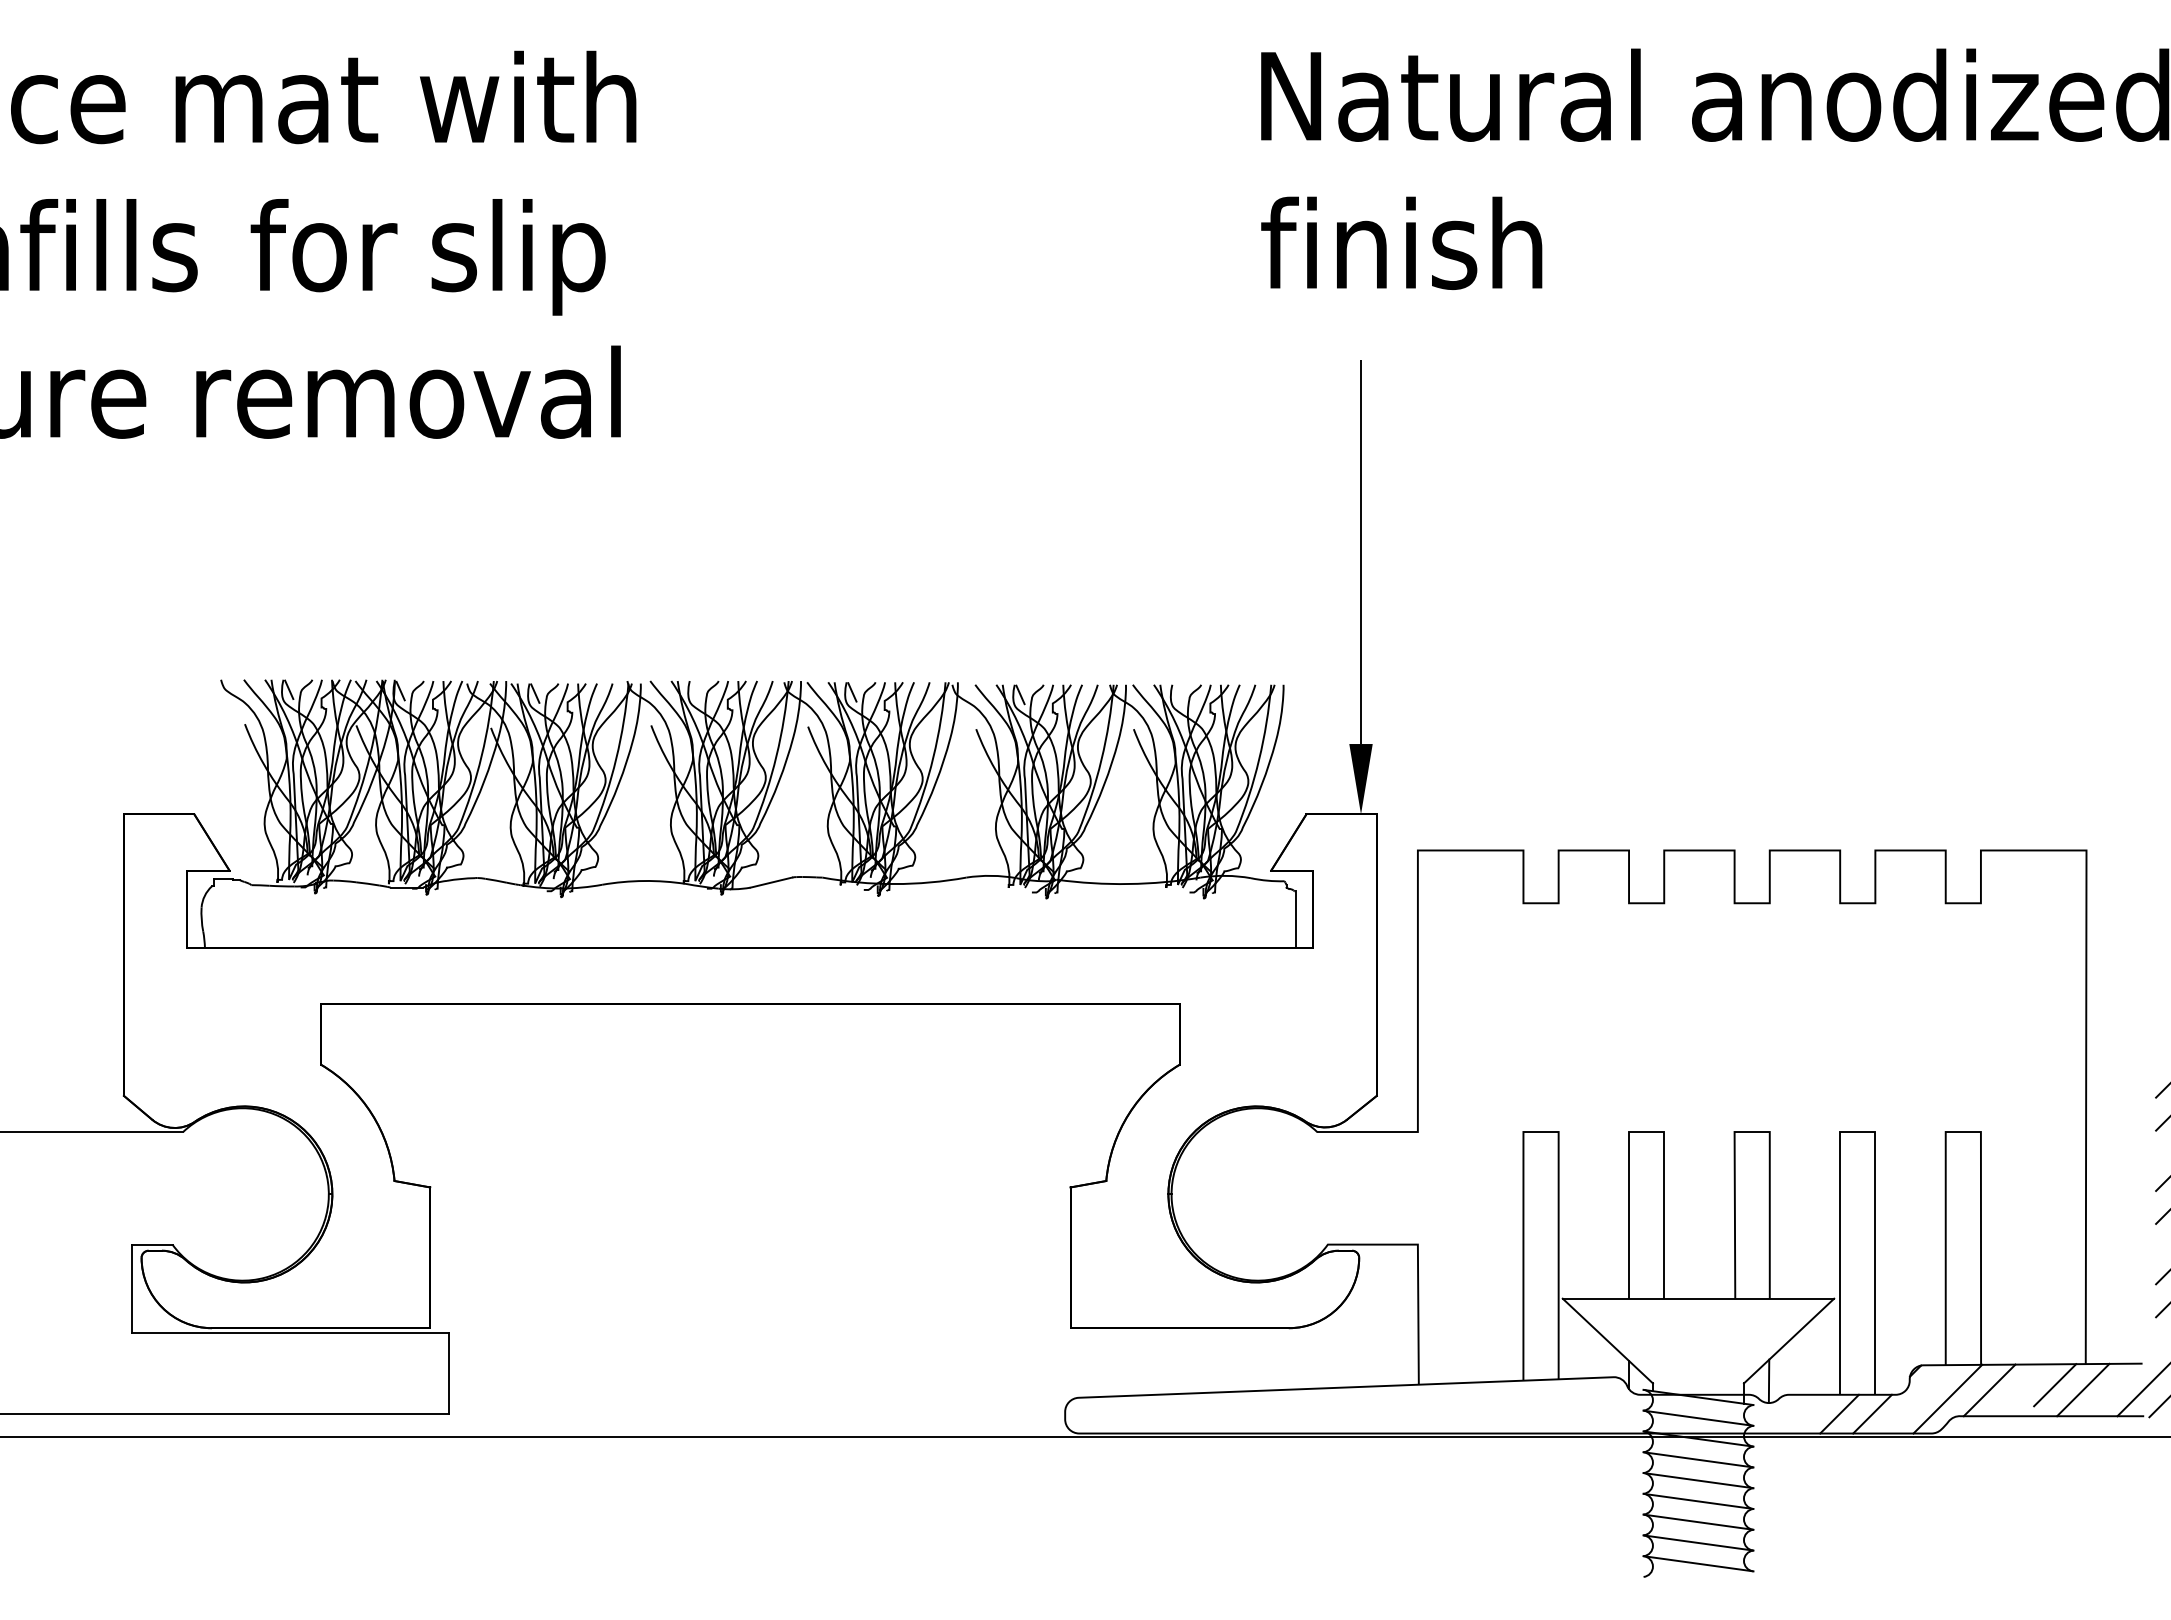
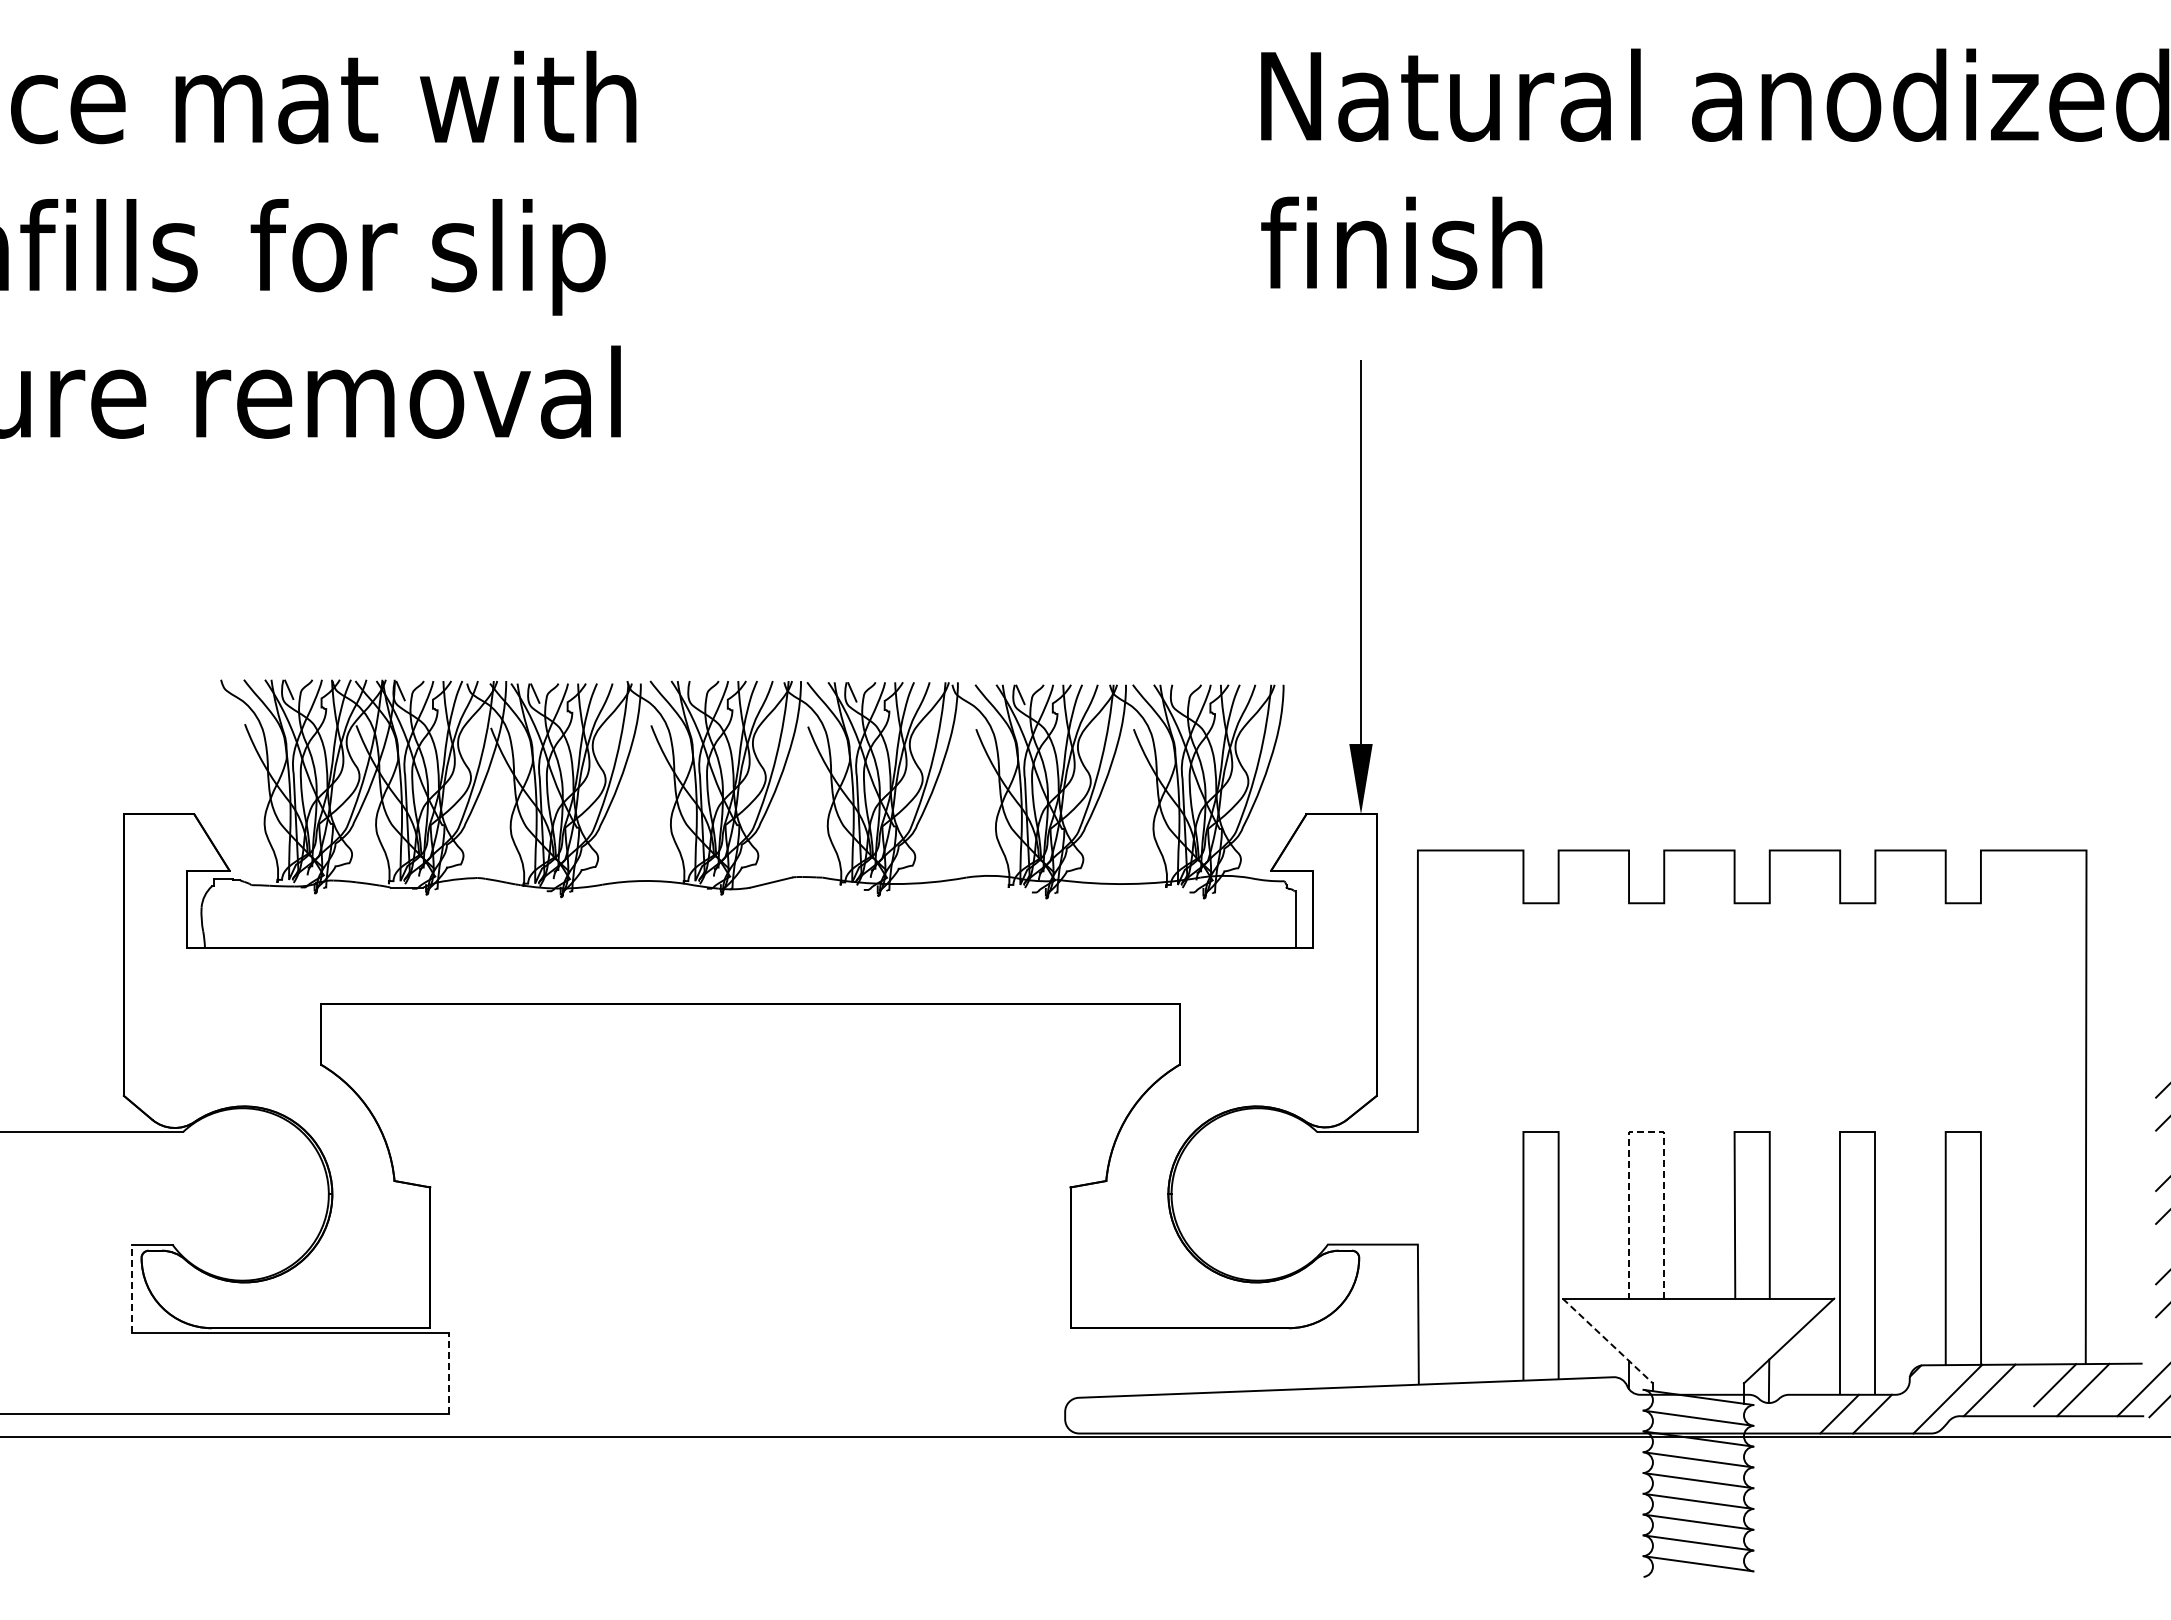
line: solid -> dashed (1646, 1132)
line: solid -> dashed (132, 1288)
line: solid -> dashed (1607, 1341)
line: solid -> dashed (448, 1372)
